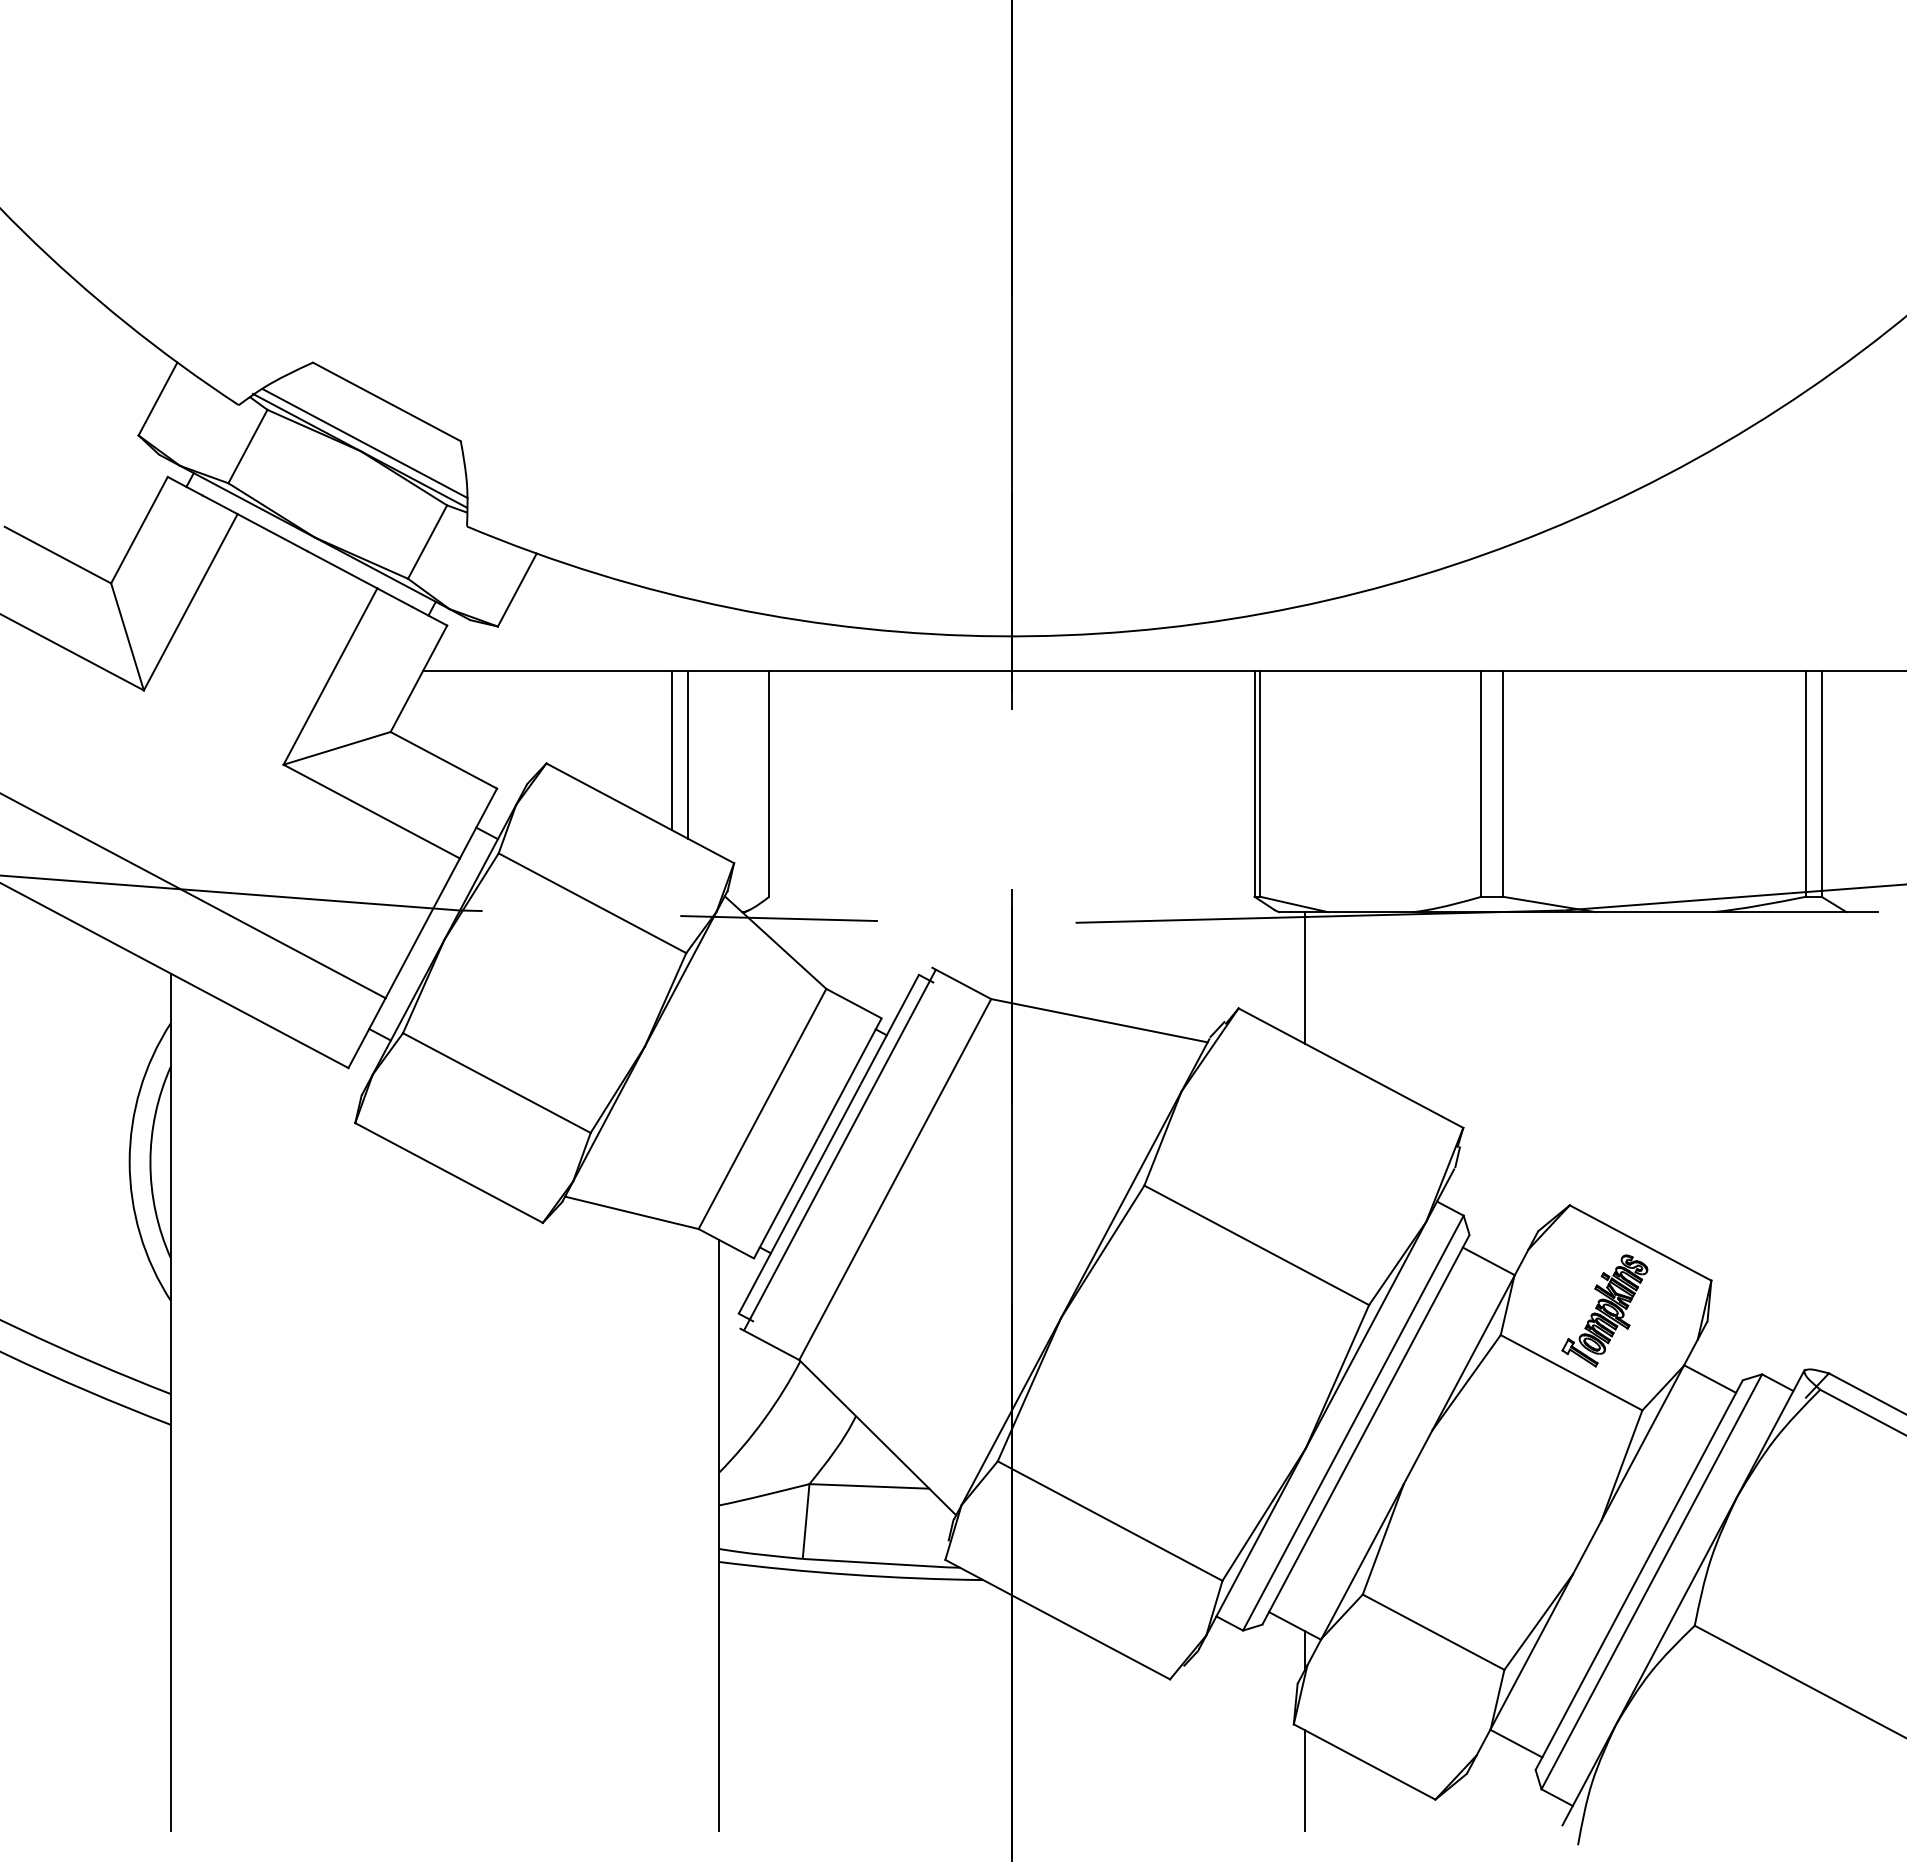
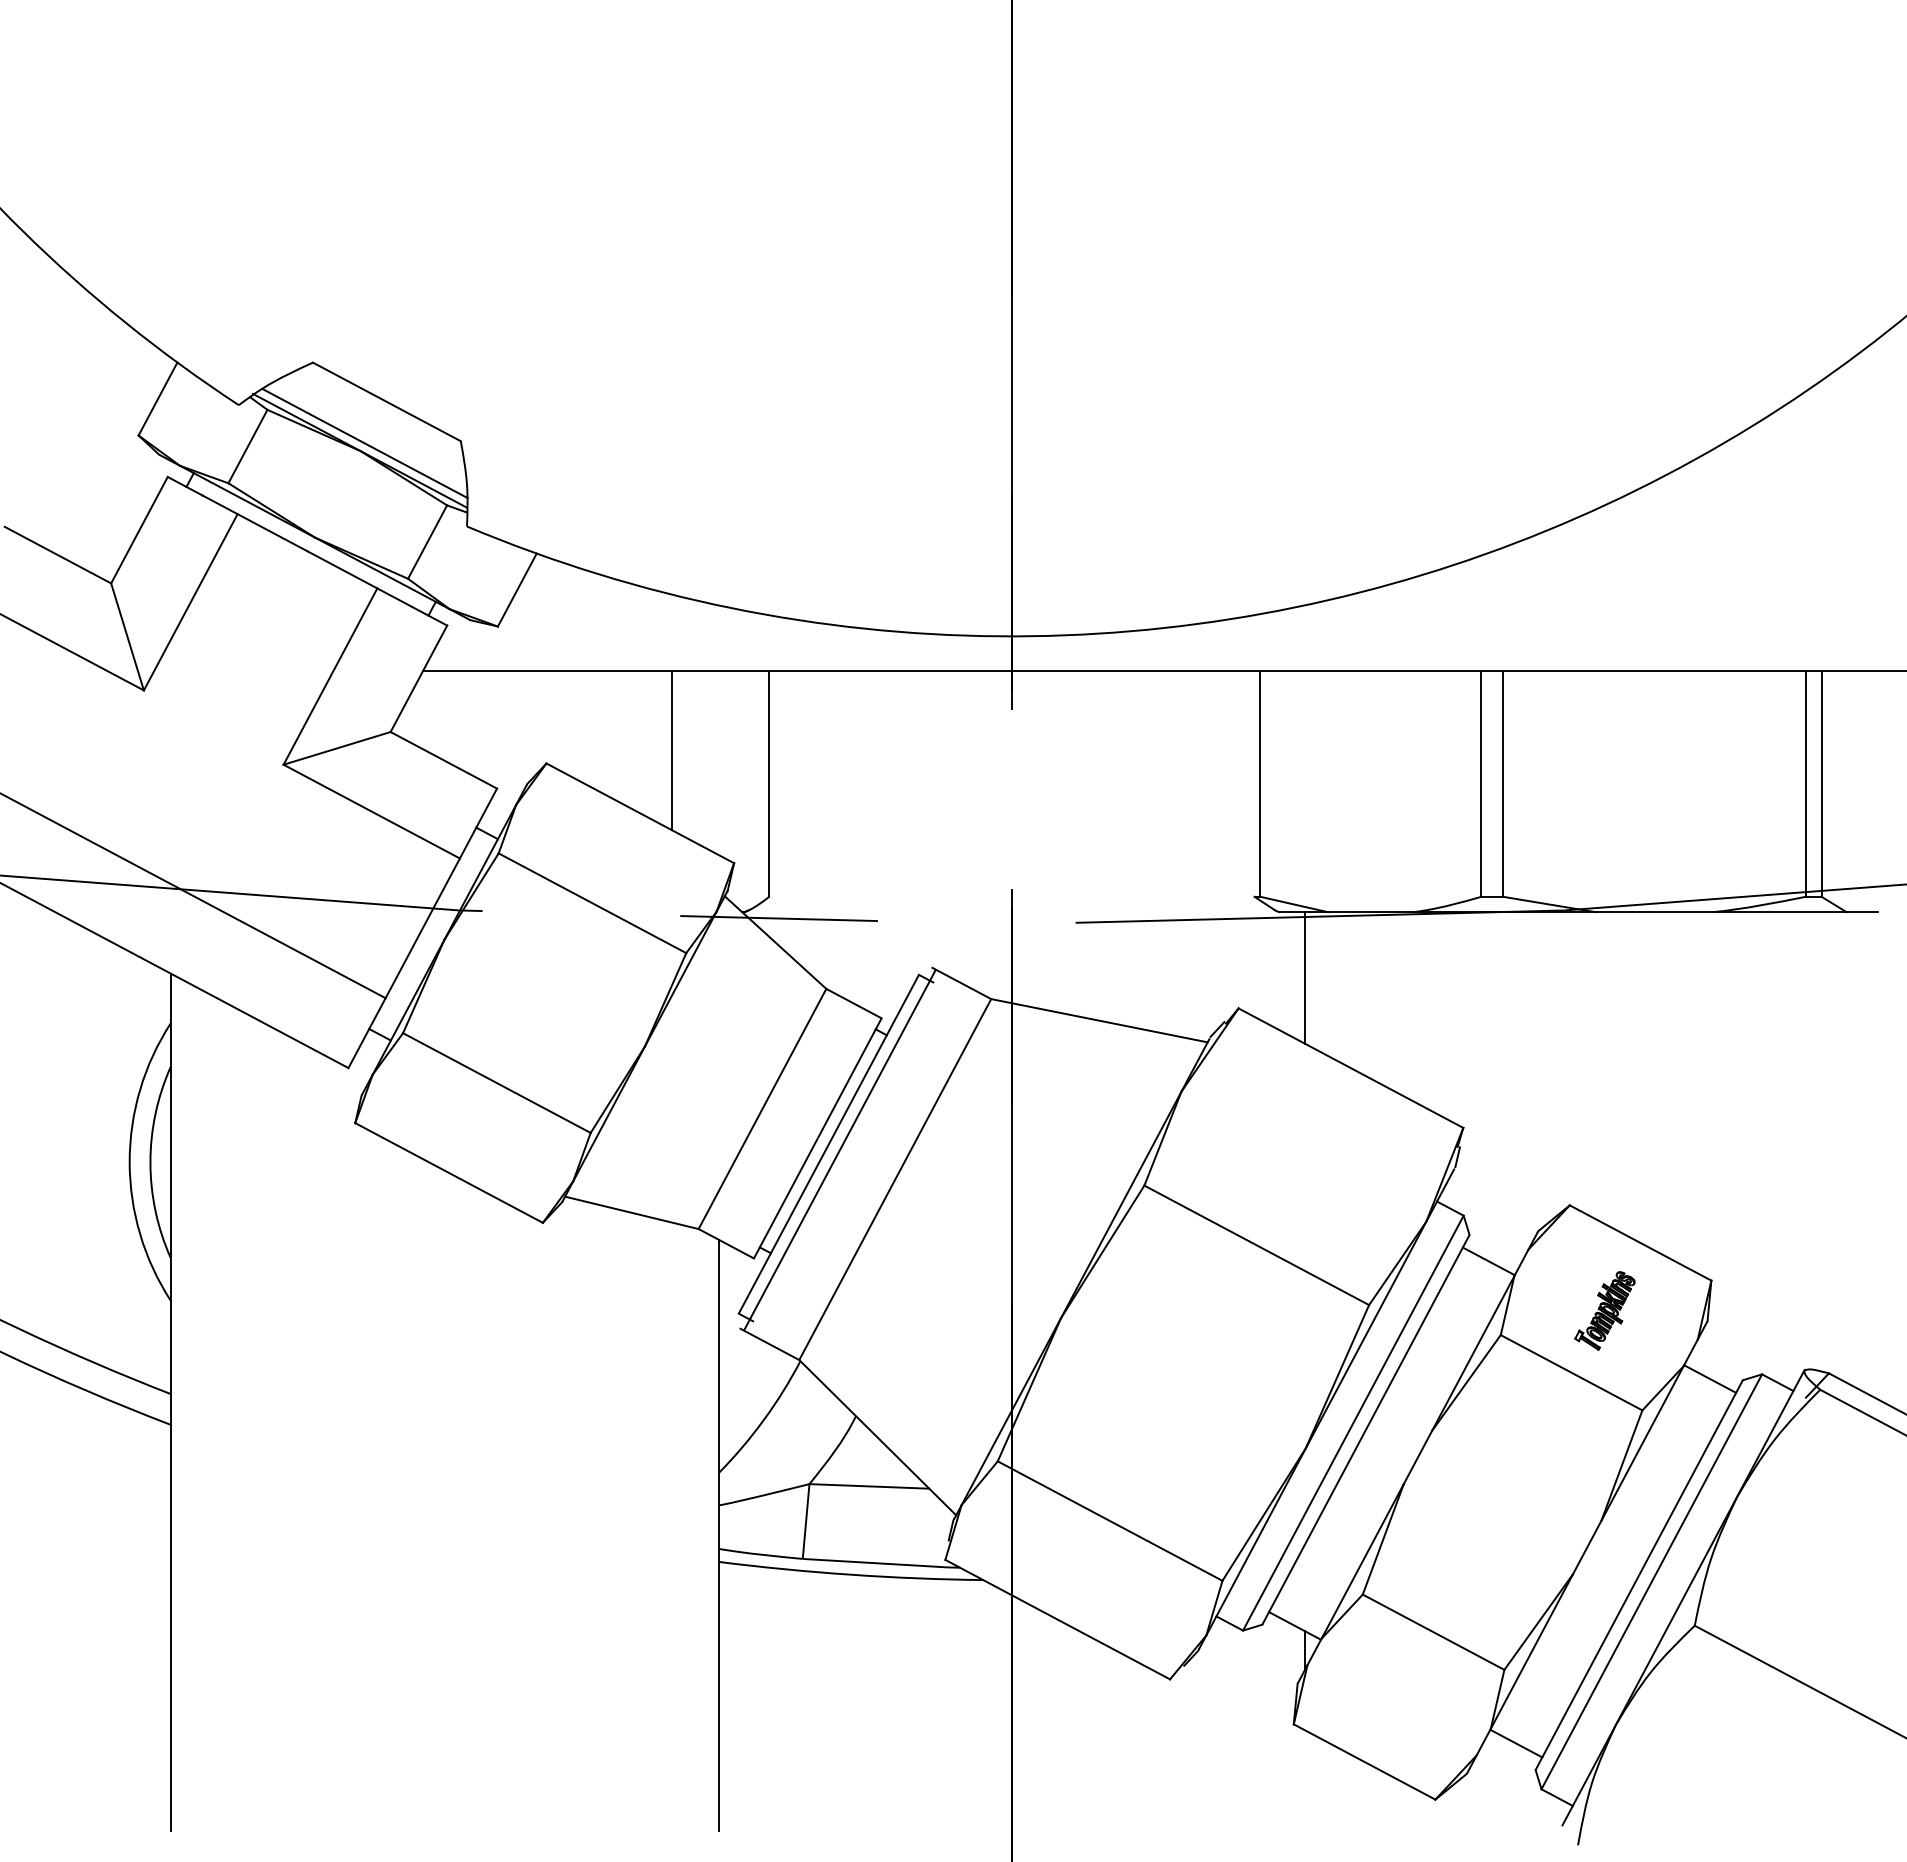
line: present -> none (687, 754)
line: present -> none (1254, 783)
part size: 88x114 px -> 62x80 px (1604, 1310)
line: present -> none (1304, 1780)
